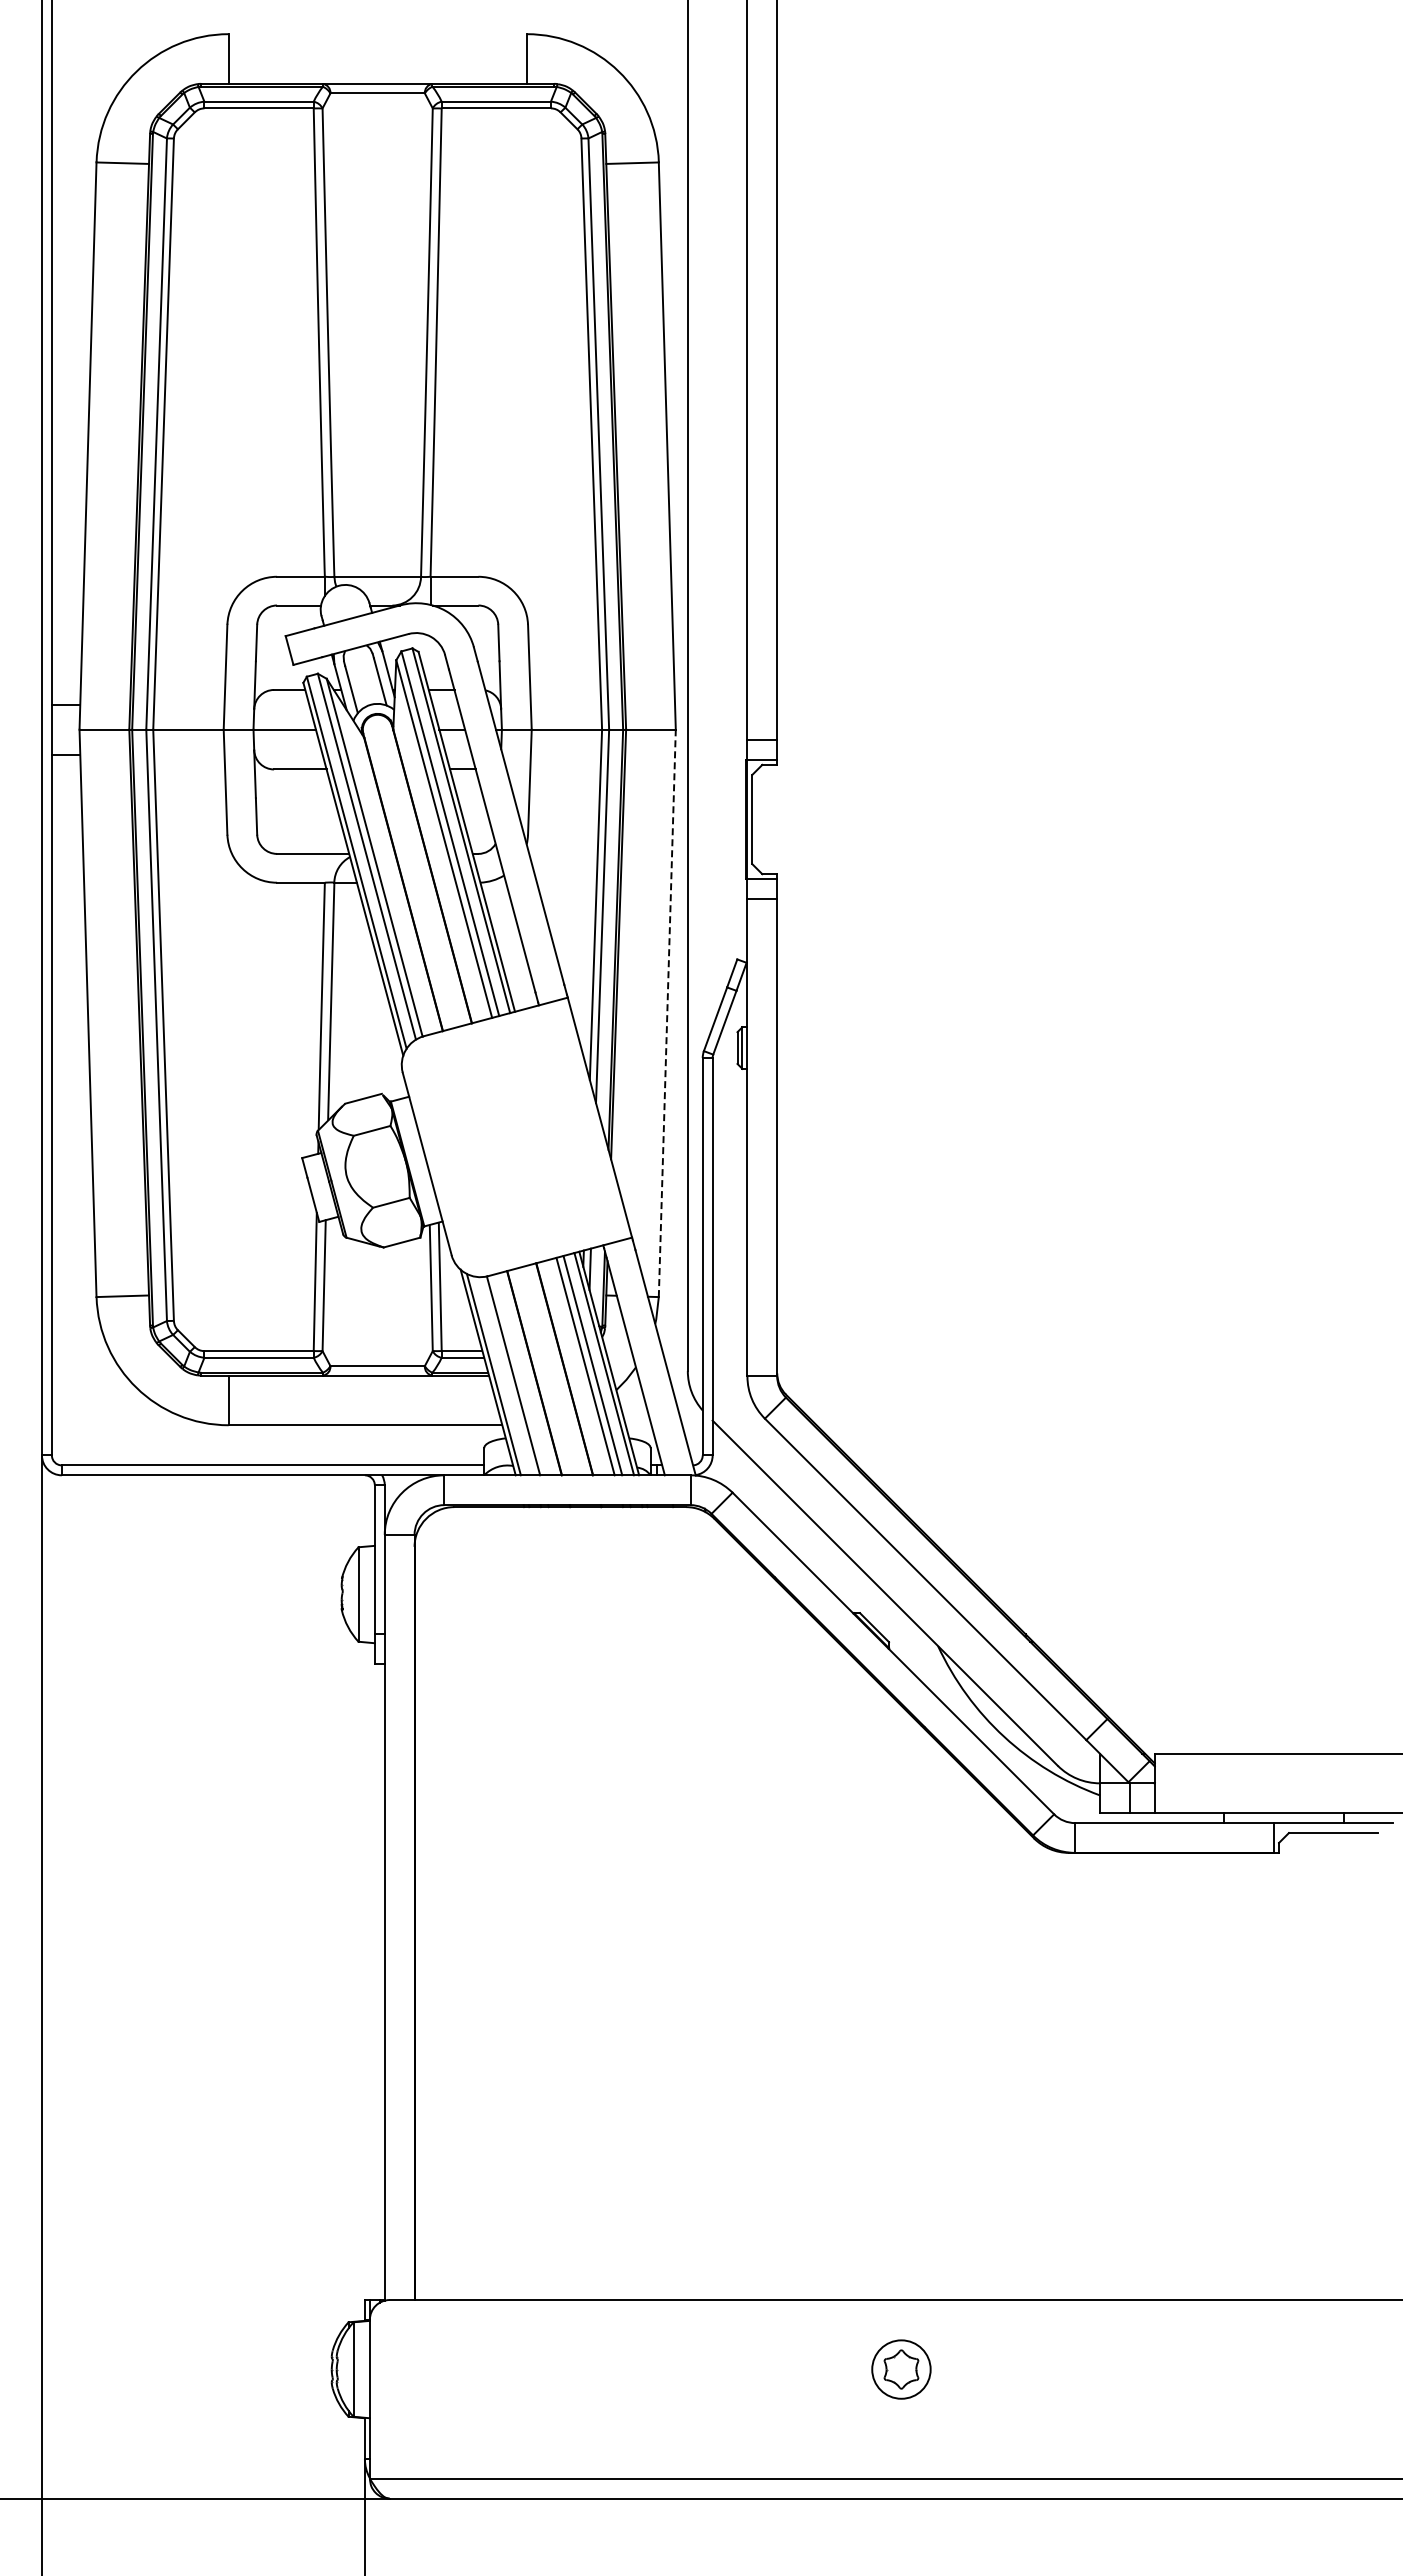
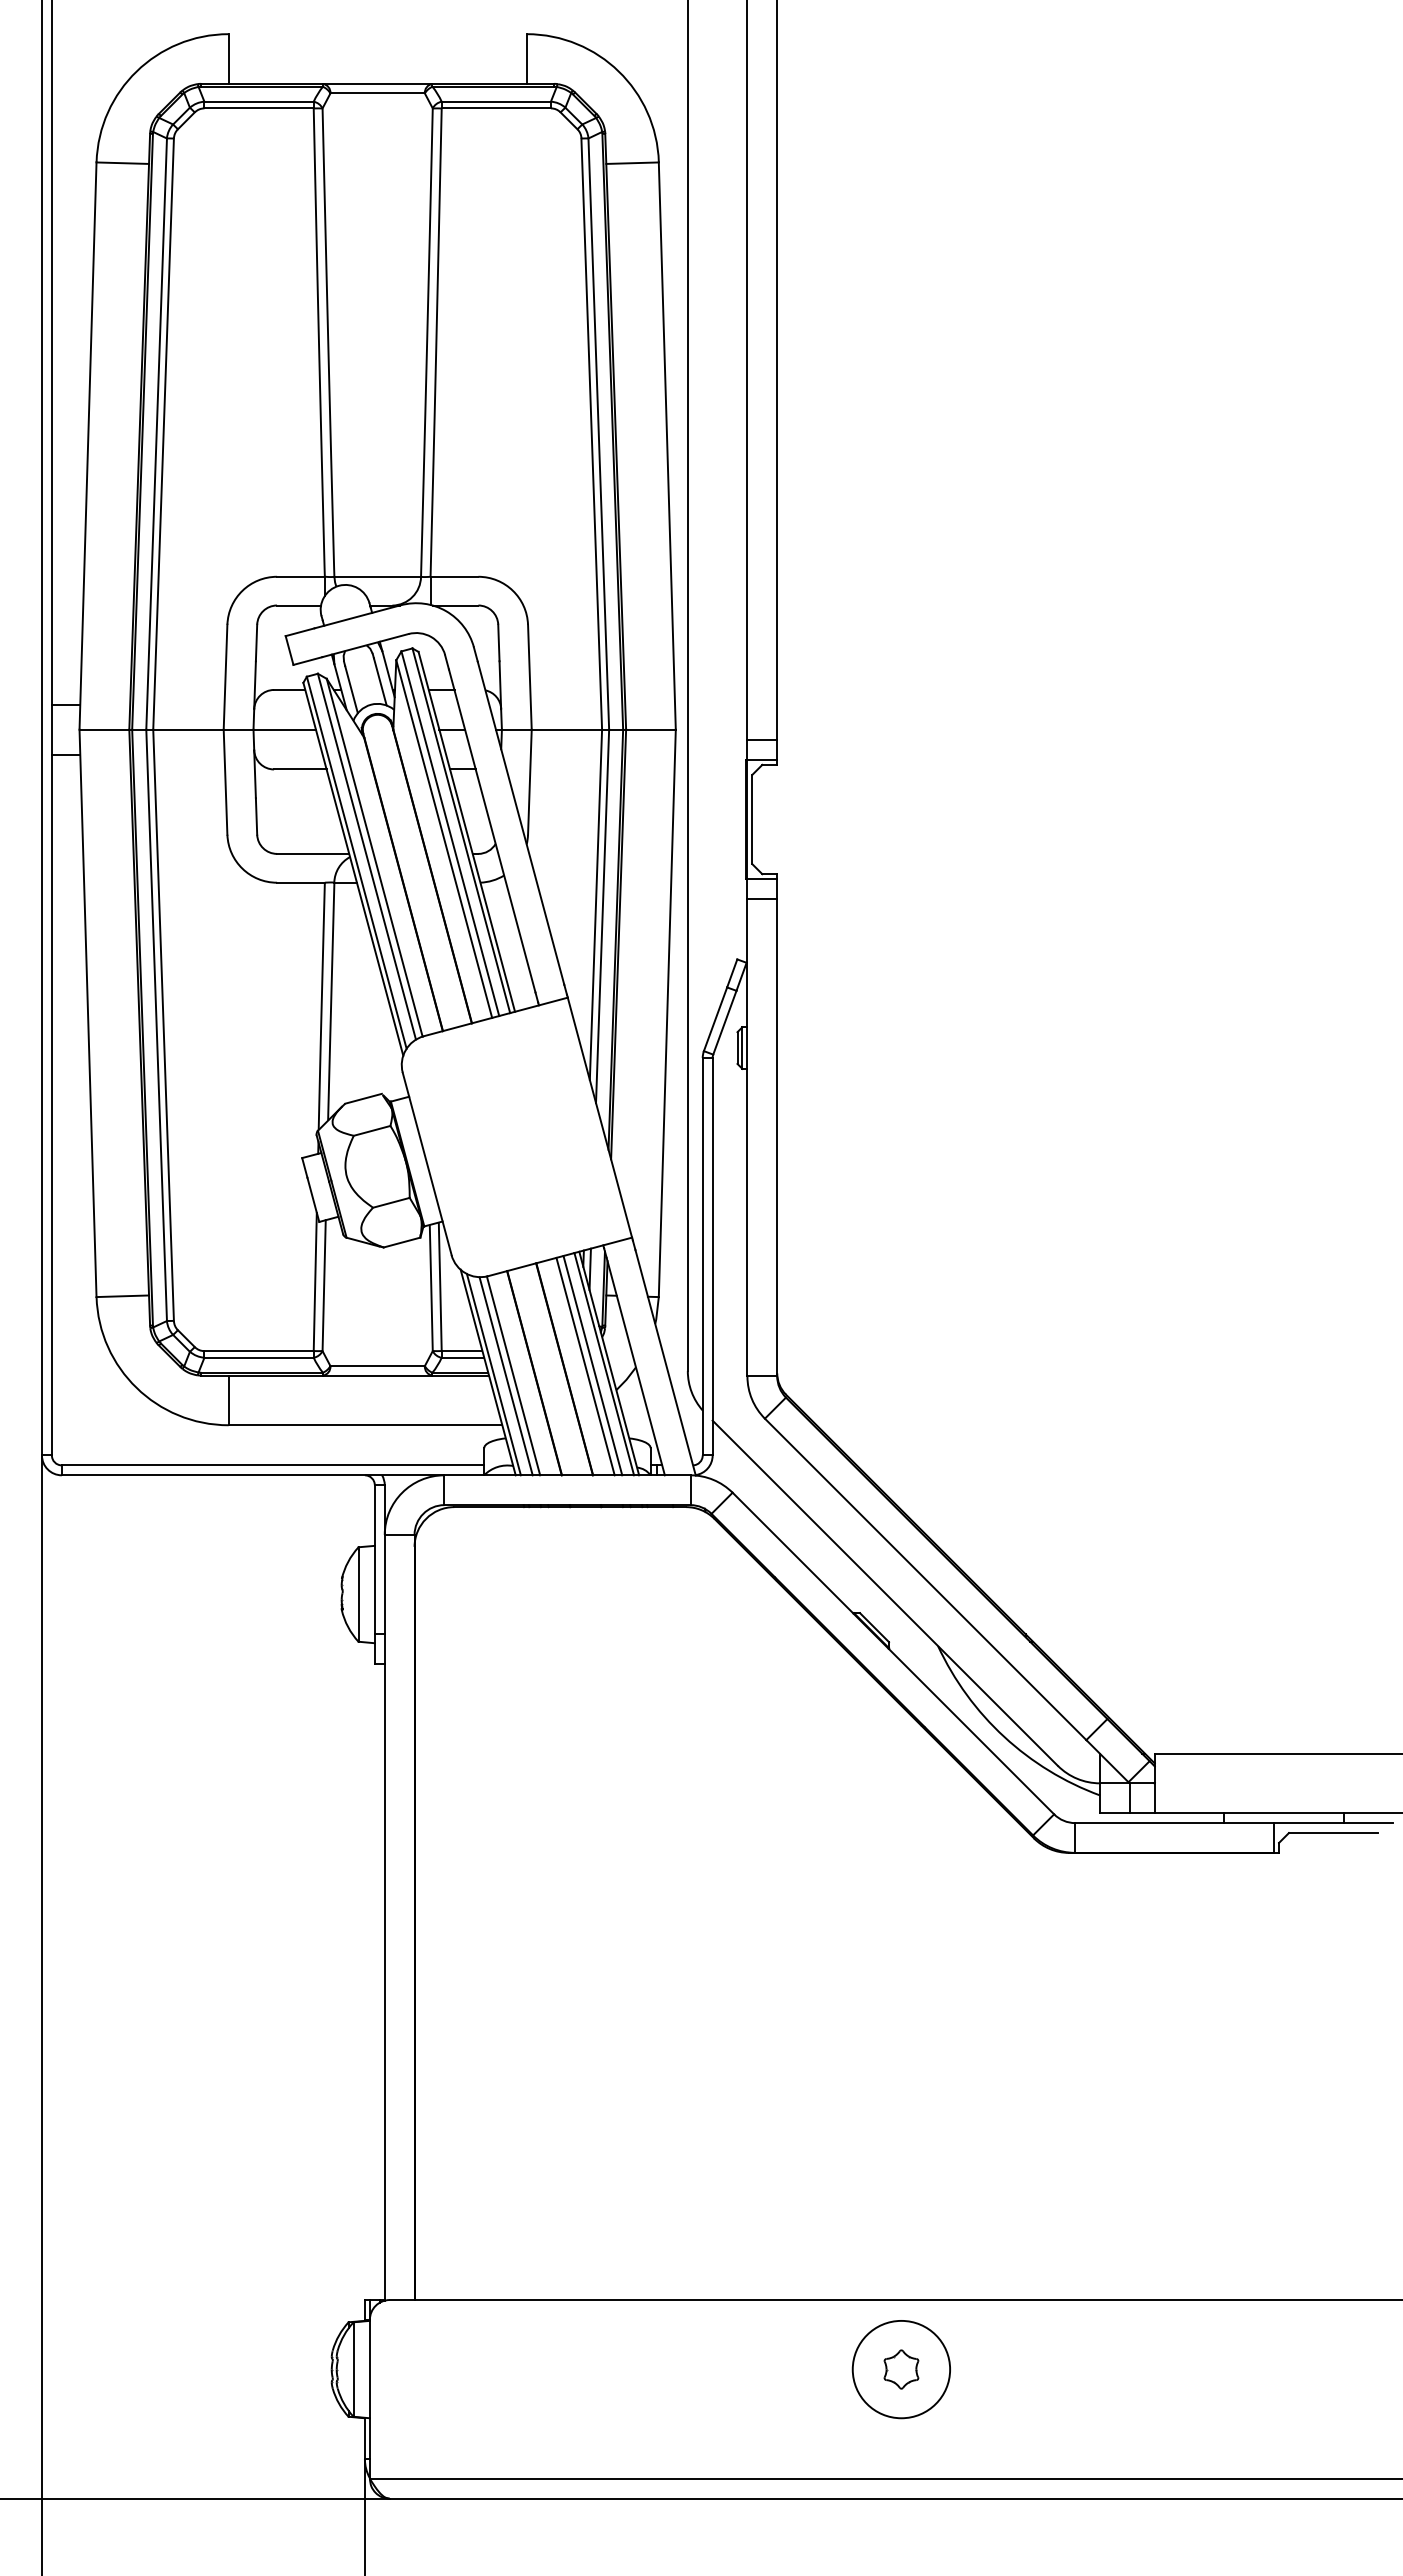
line: dashed -> solid (667, 1013)
line: none -> present (505, 1376)
circle diameter: 58 px -> 97 px (901, 2369)
